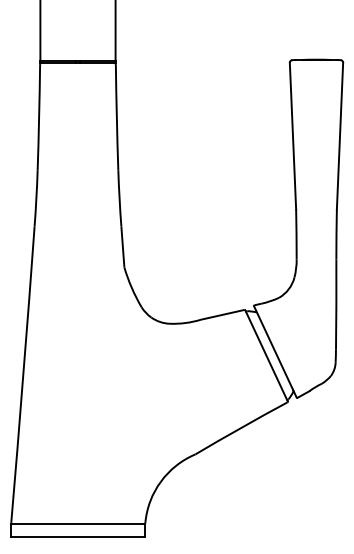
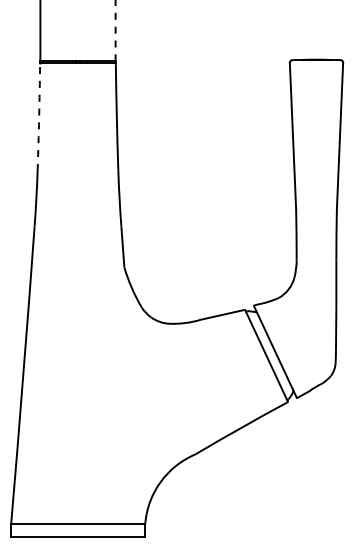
line: solid -> dashed (115, 32)
arc: solid -> dashed (39, 117)
